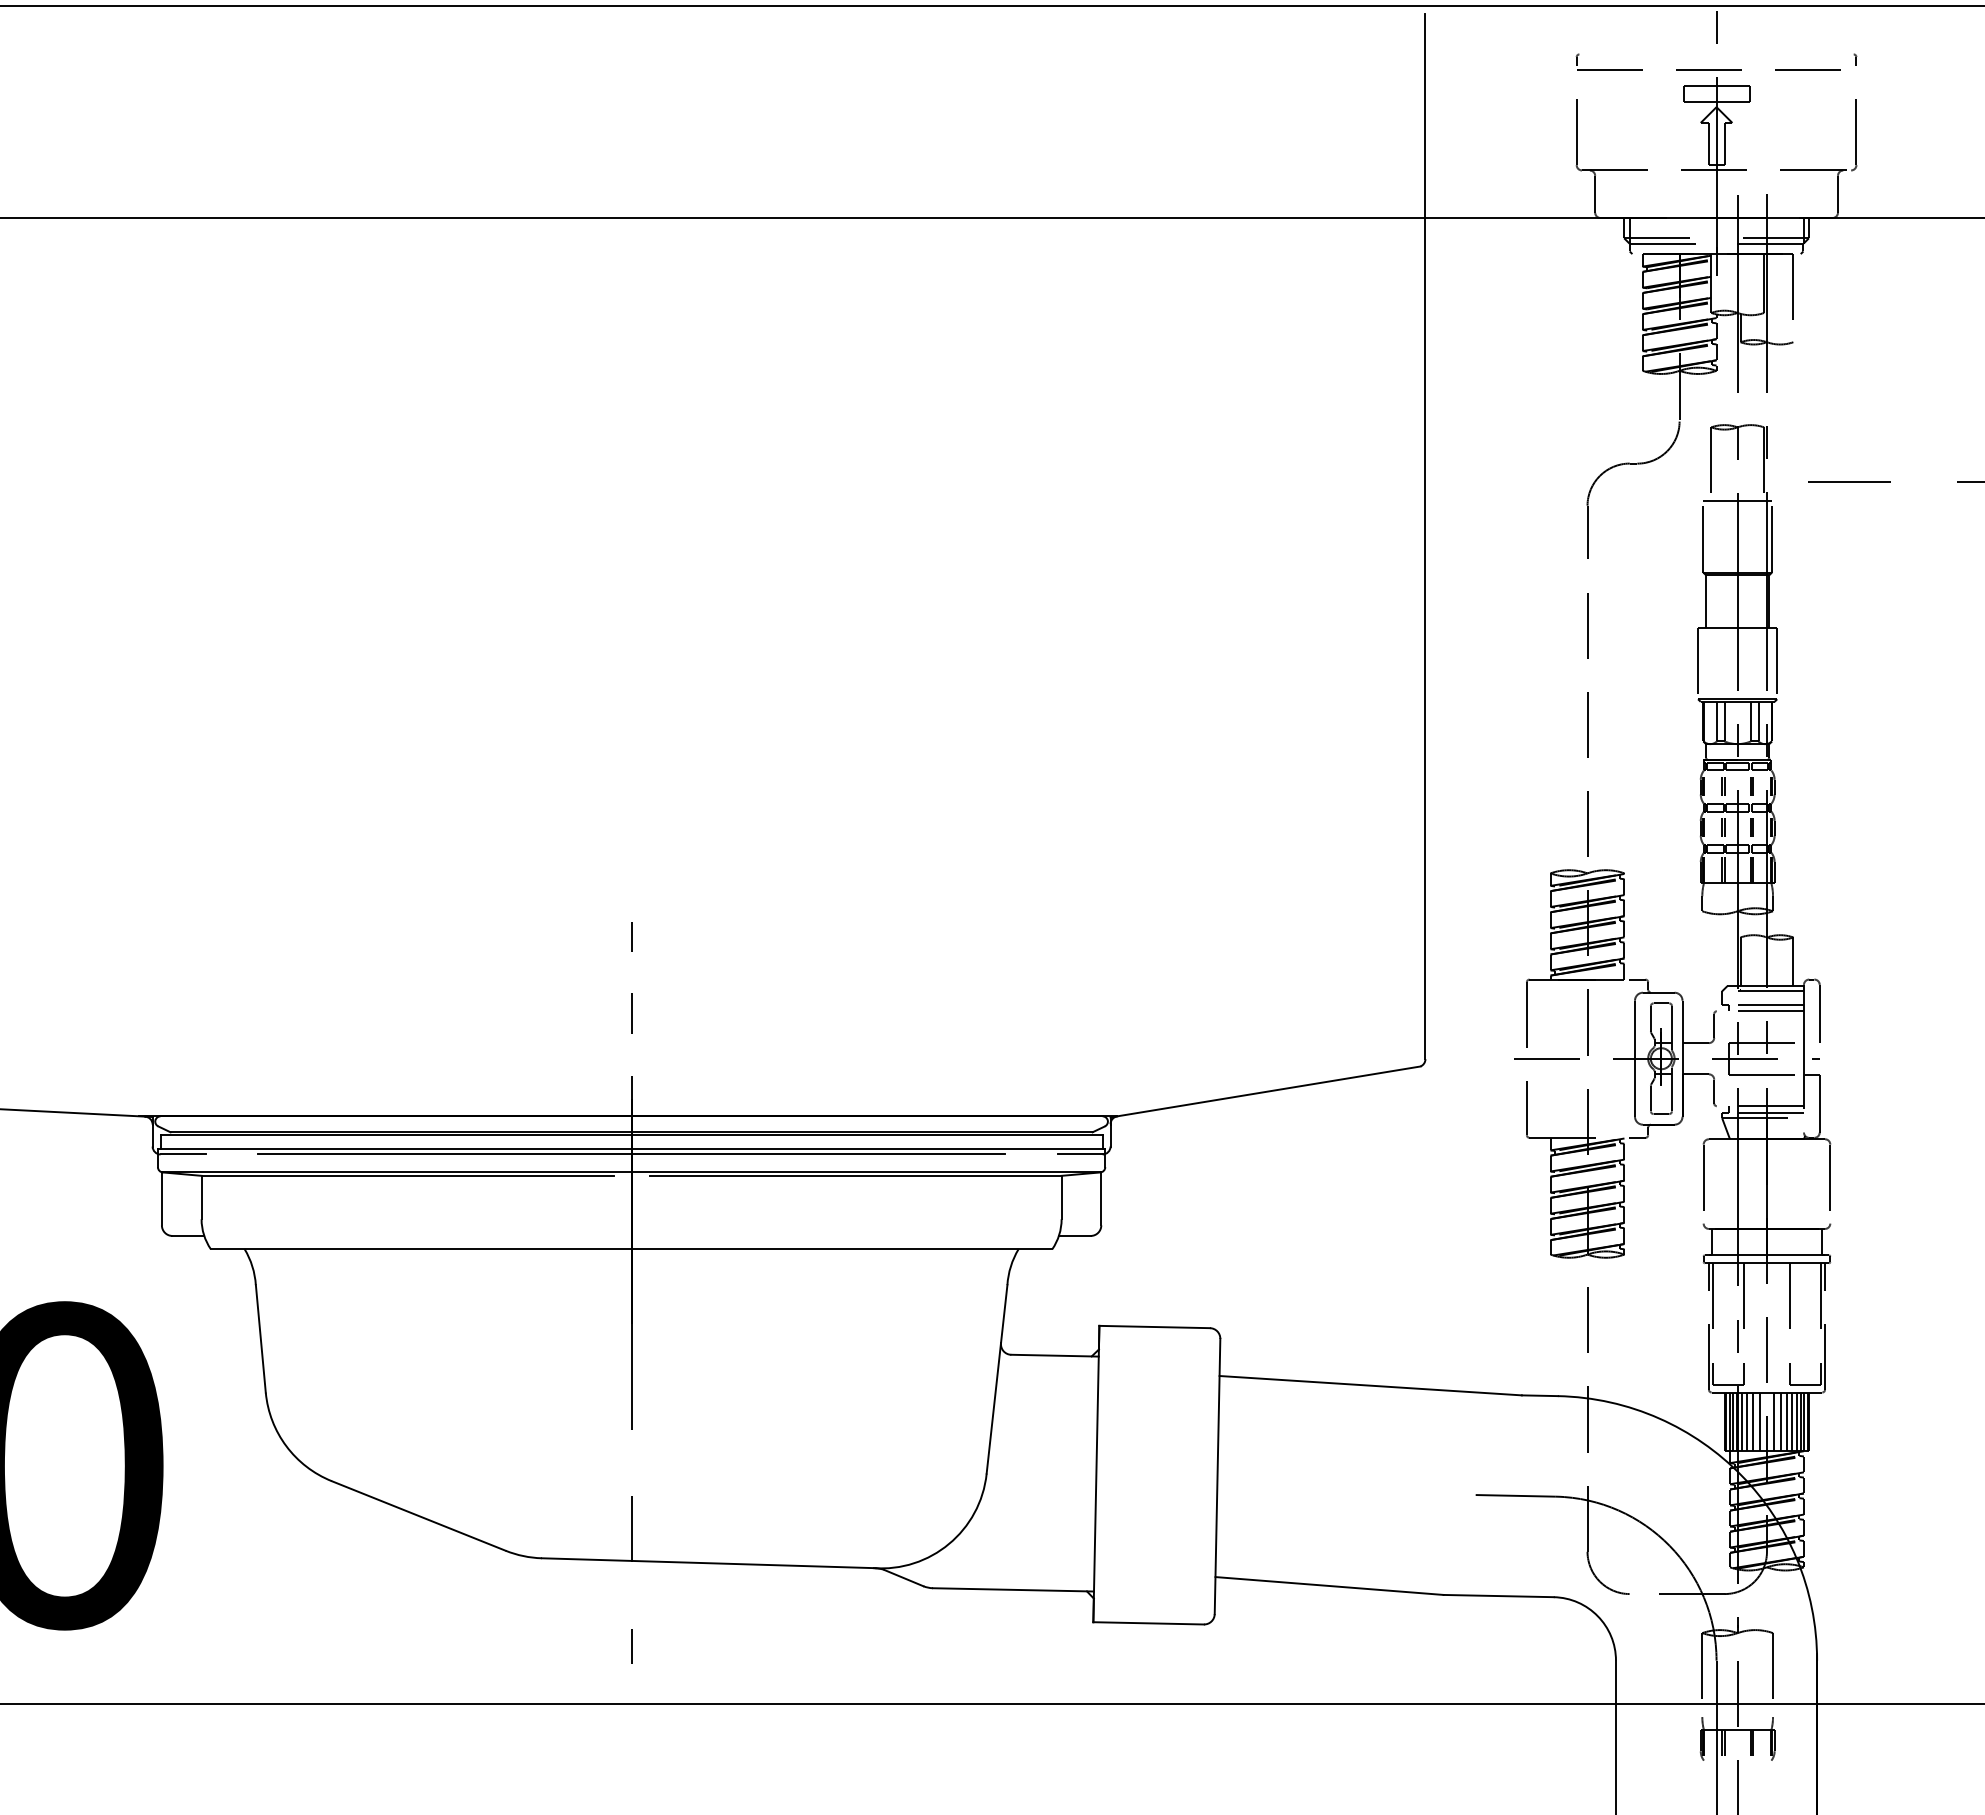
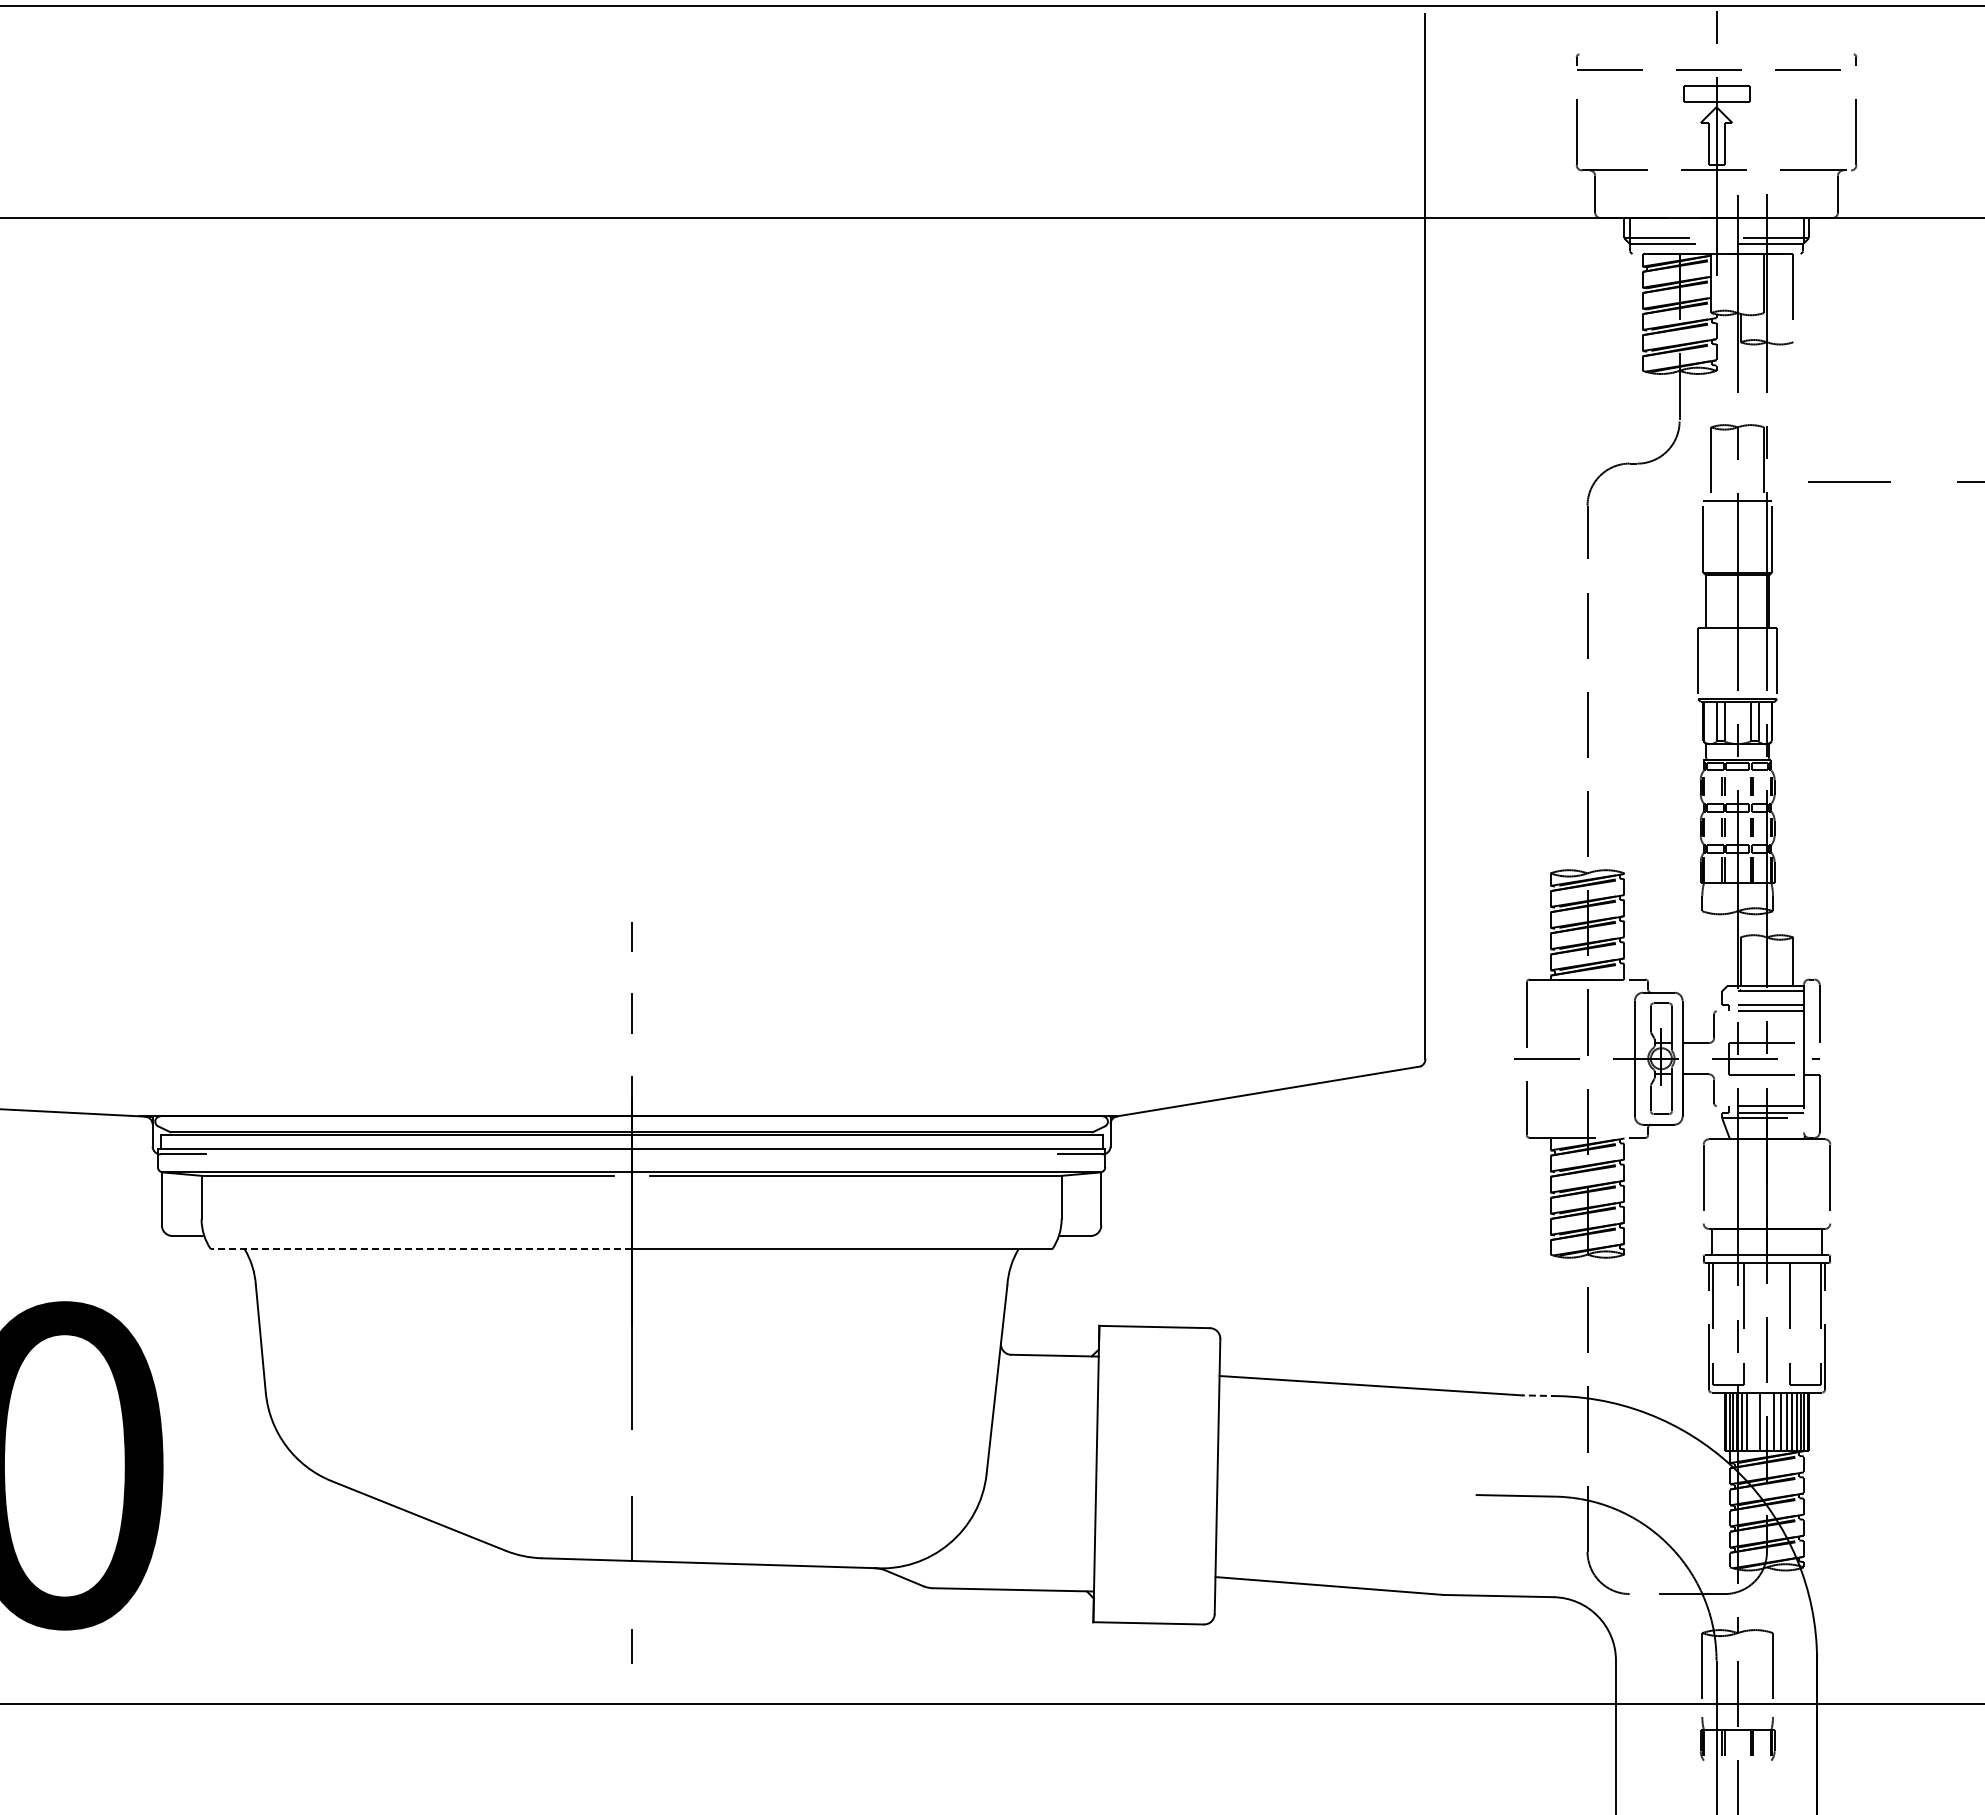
line: present -> none (631, 1154)
line: solid -> dashed (420, 1249)
line: solid -> dashed (1539, 1395)
line: present -> none (1753, 1421)
